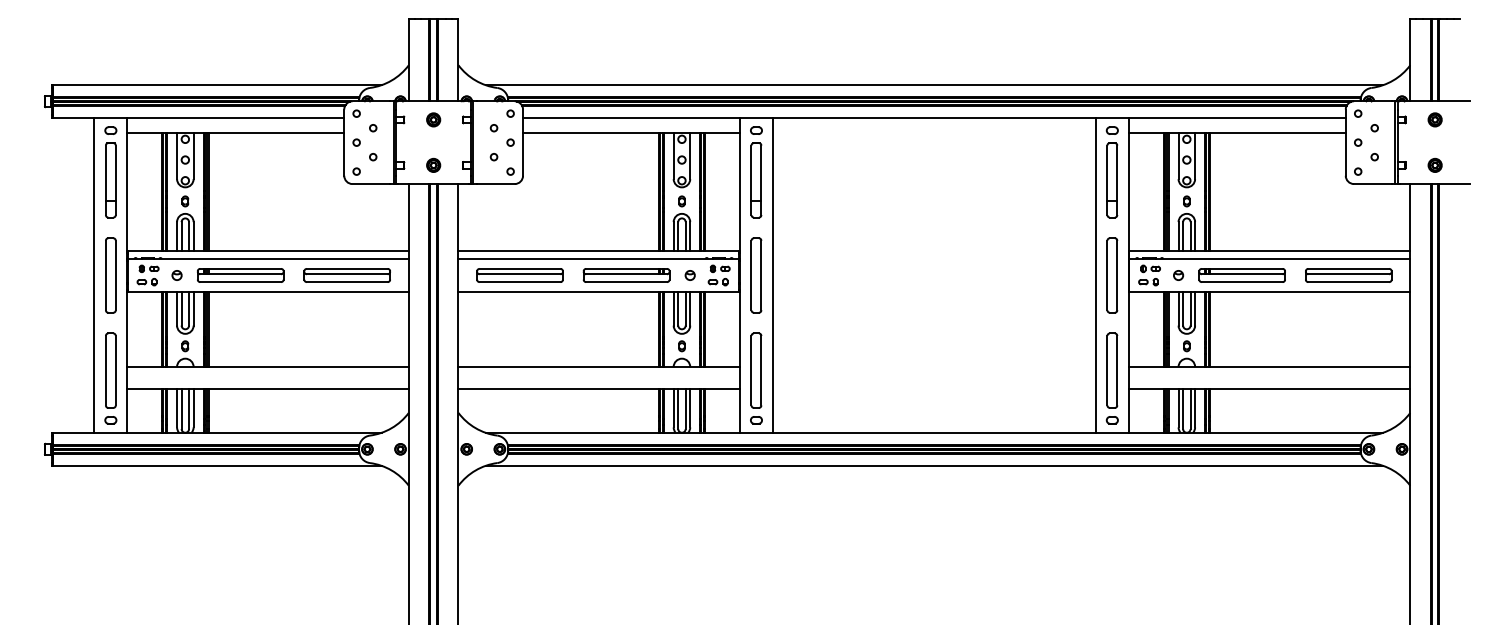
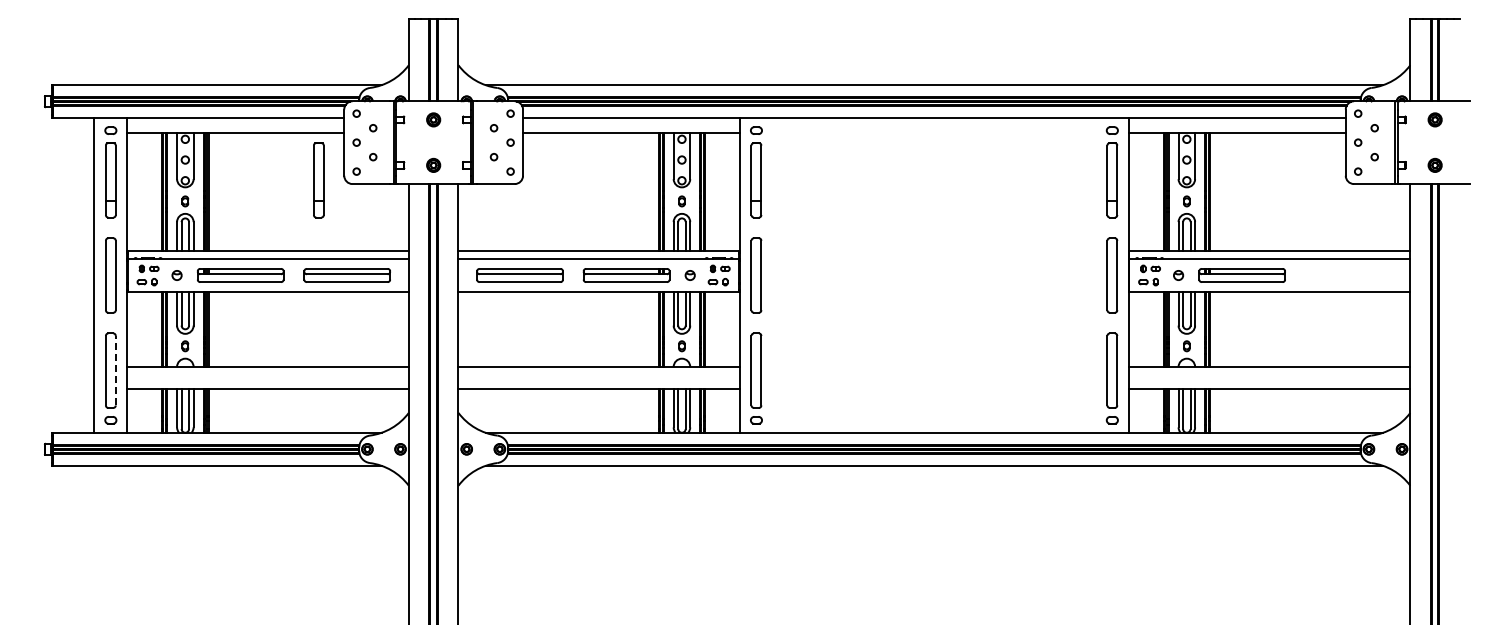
part: none -> present (318, 180)
line: present -> none (773, 275)
line: present -> none (1095, 275)
part: present -> none (1348, 275)
line: solid -> dashed (115, 370)
